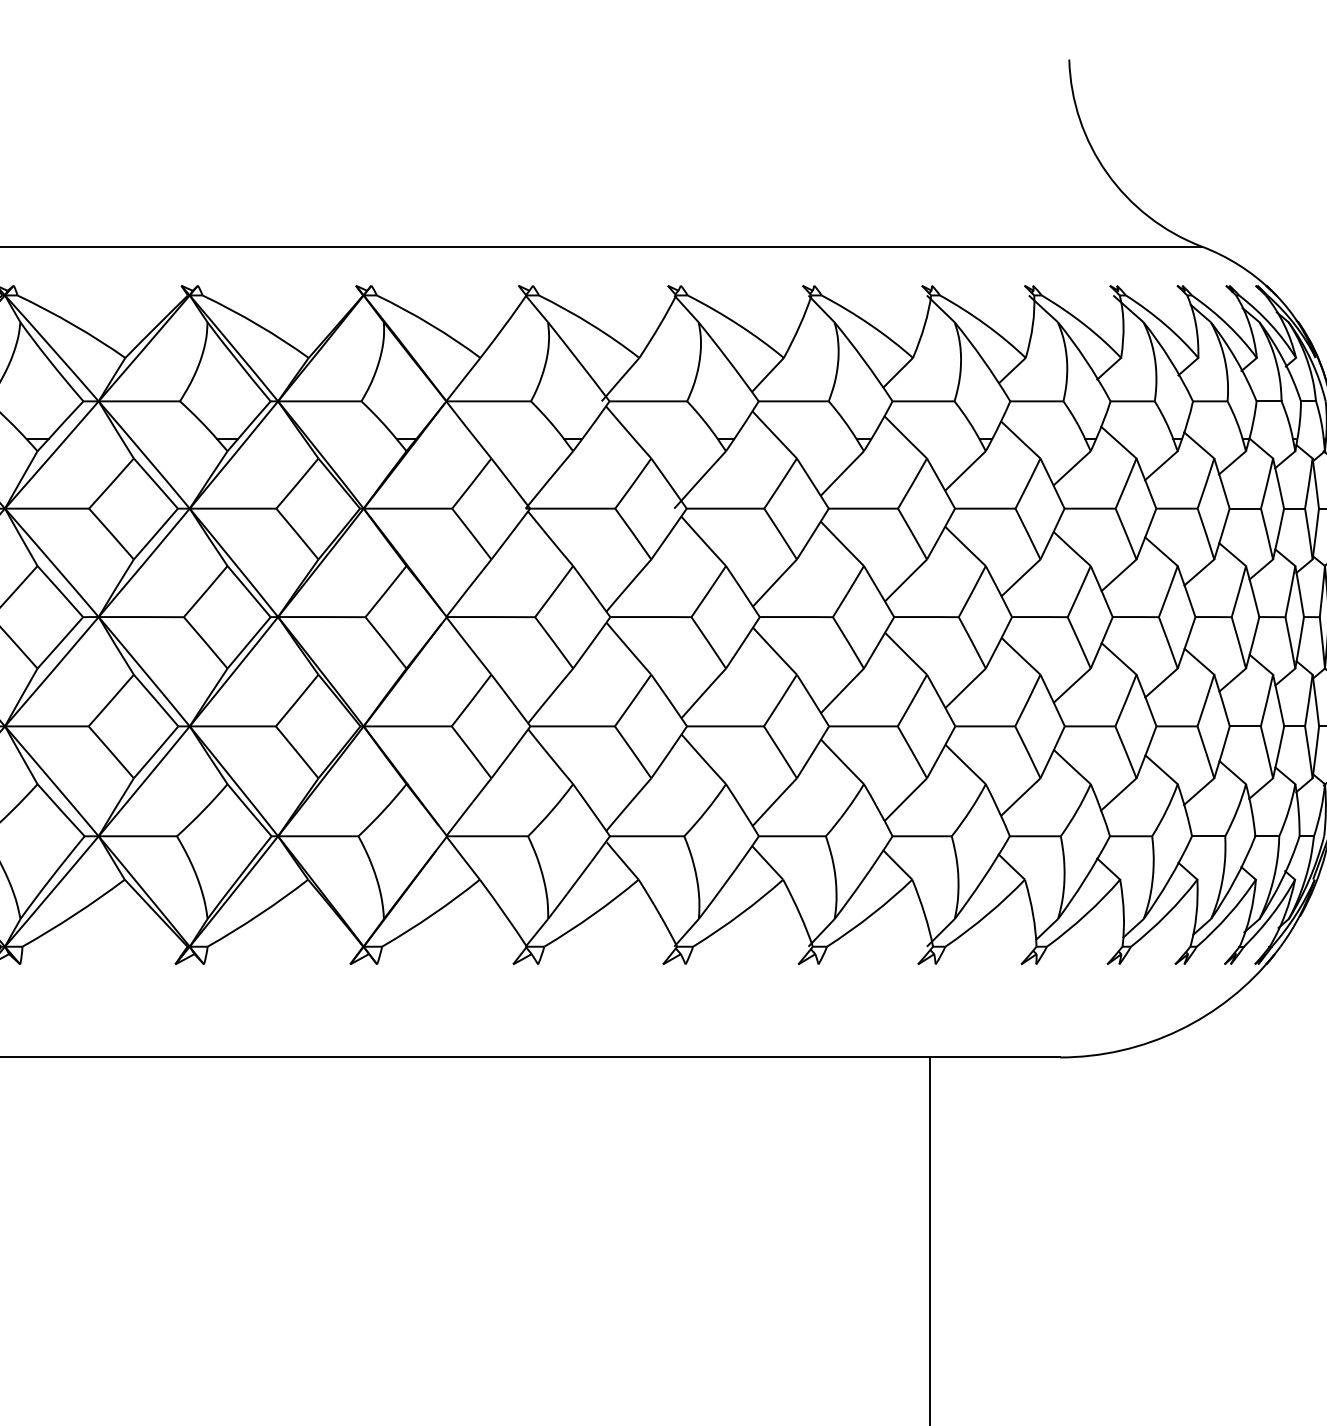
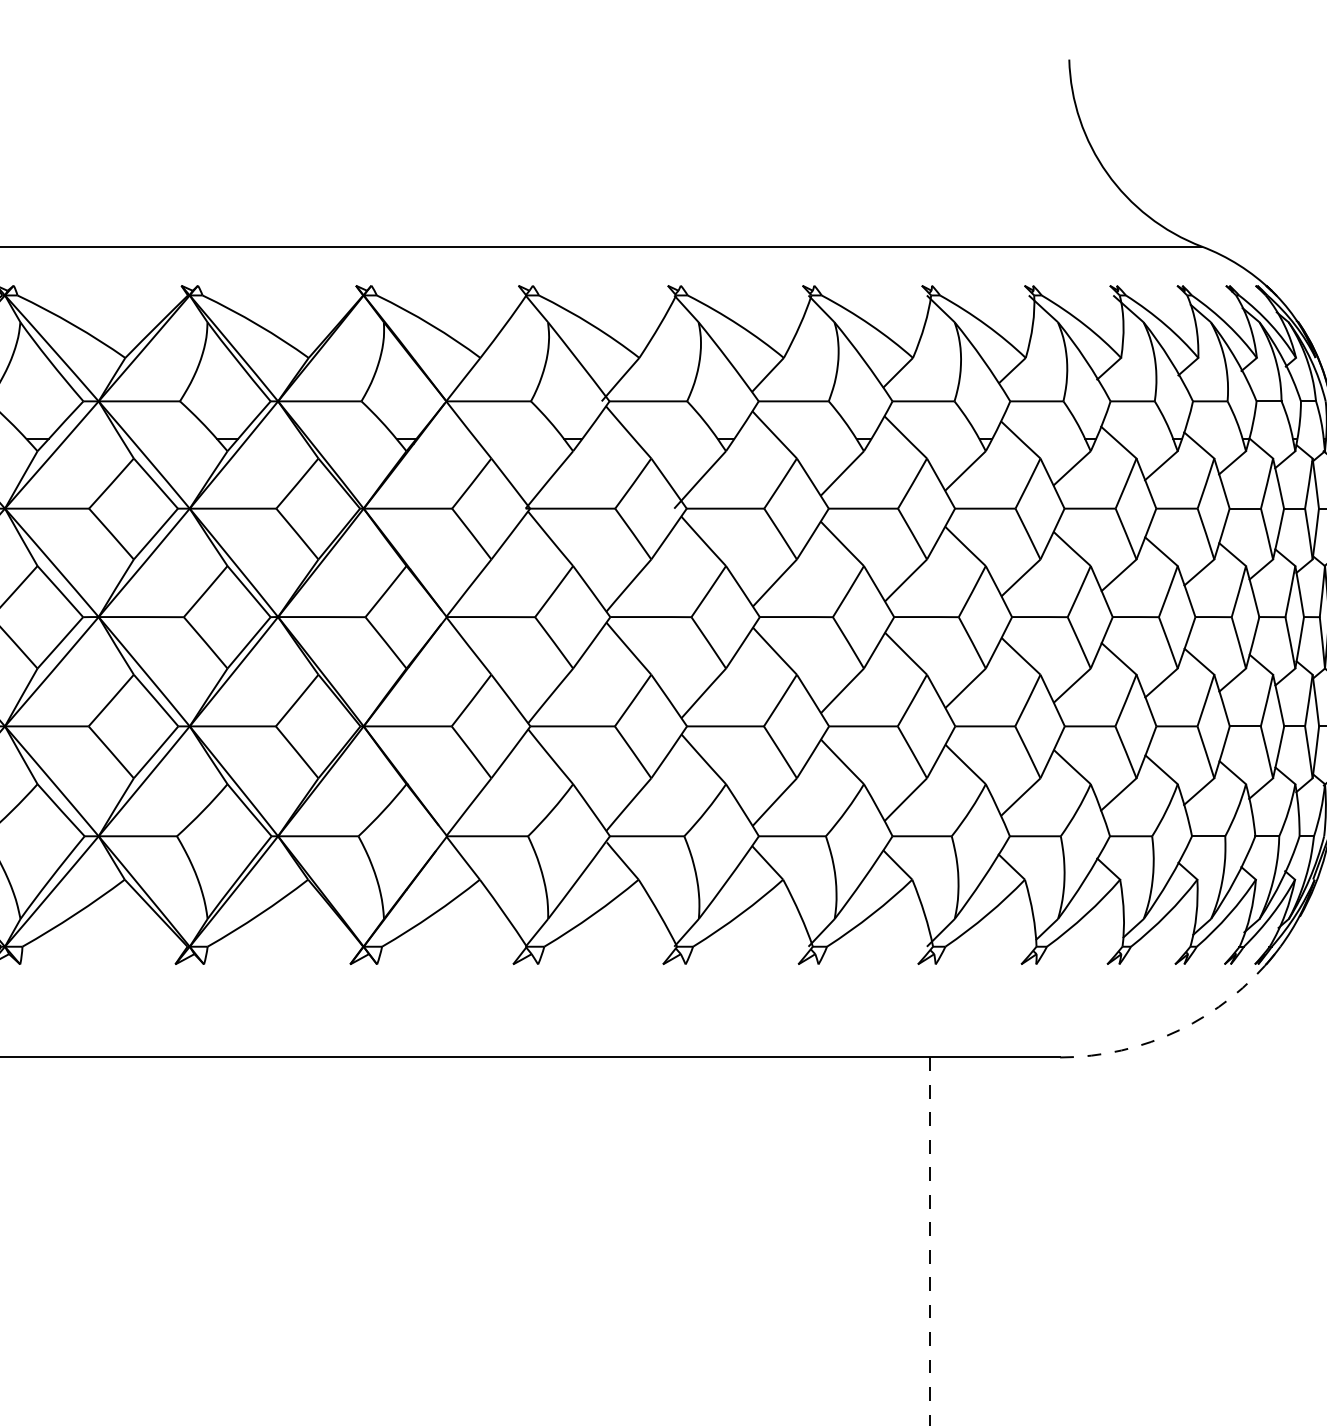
arc: solid -> dashed (1179, 1030)
line: solid -> dashed (929, 1240)
